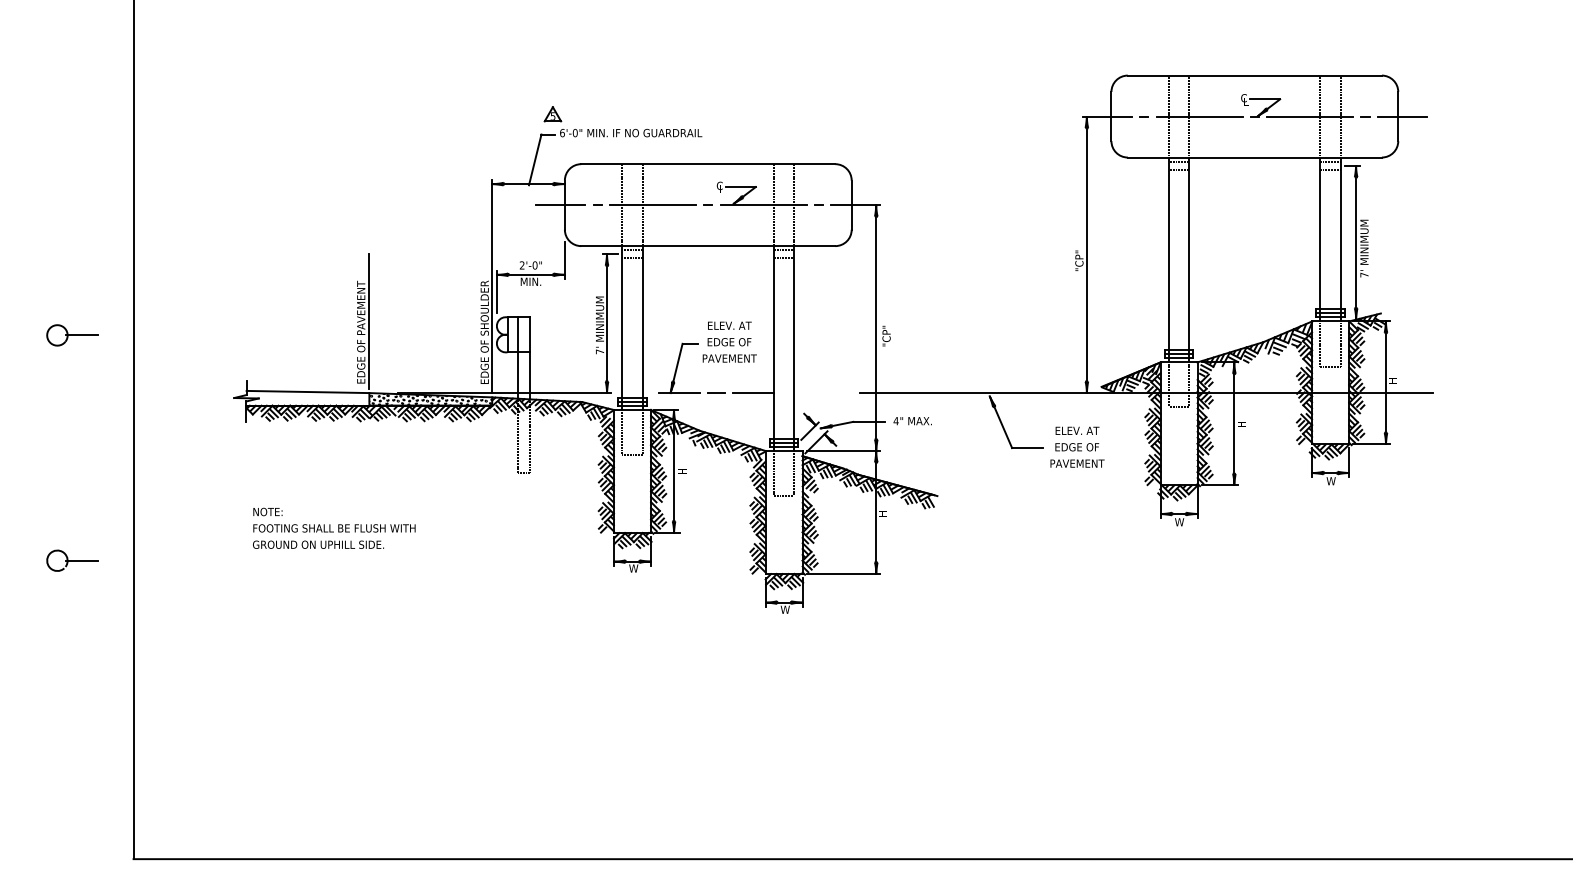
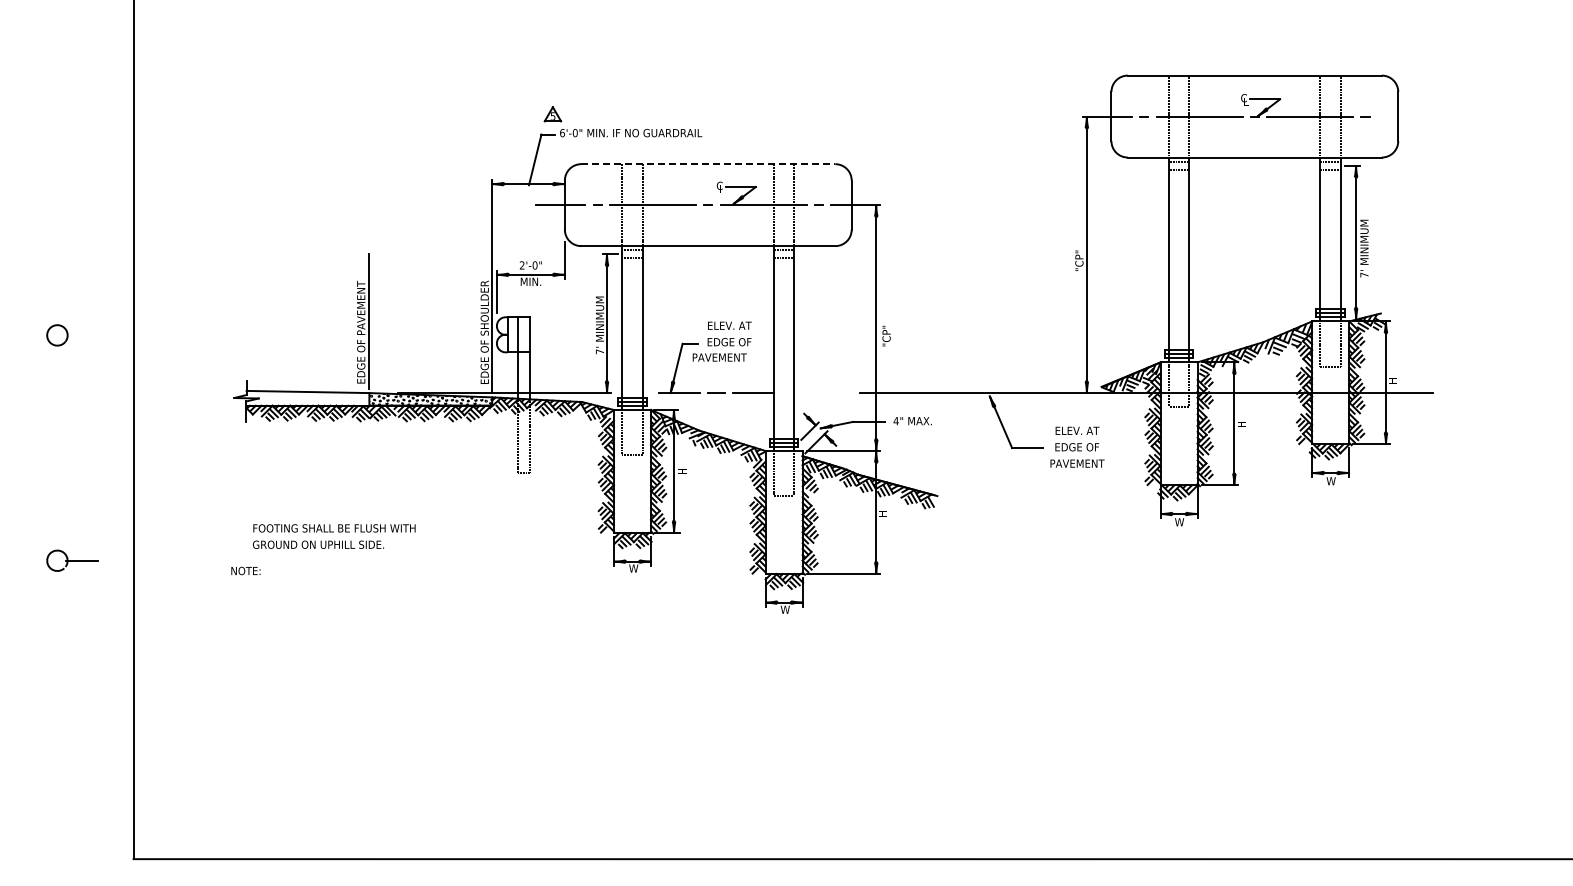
line: present -> none (1401, 116)
line: solid -> dashed (708, 164)
line: present -> none (81, 335)
text position: (729, 358) -> (719, 357) (719, 357)
text position: (267, 511) -> (245, 570) (245, 570)
